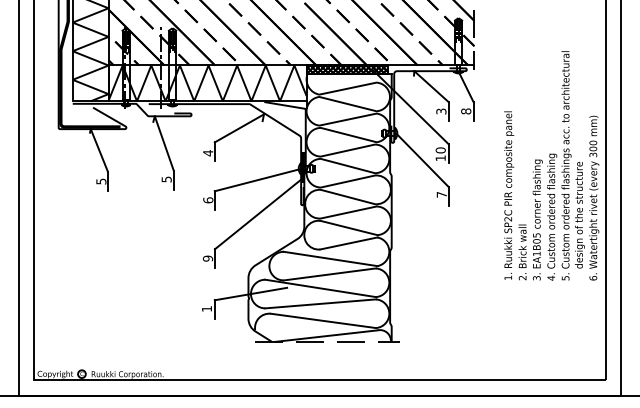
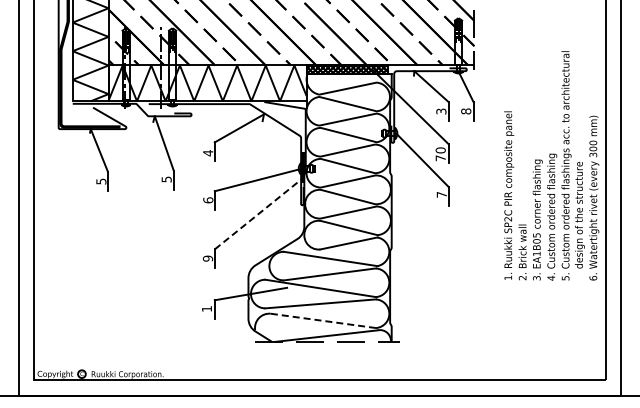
text: 10 -> 70 (440, 158)
line: solid -> dashed (258, 213)
line: solid -> dashed (322, 320)
